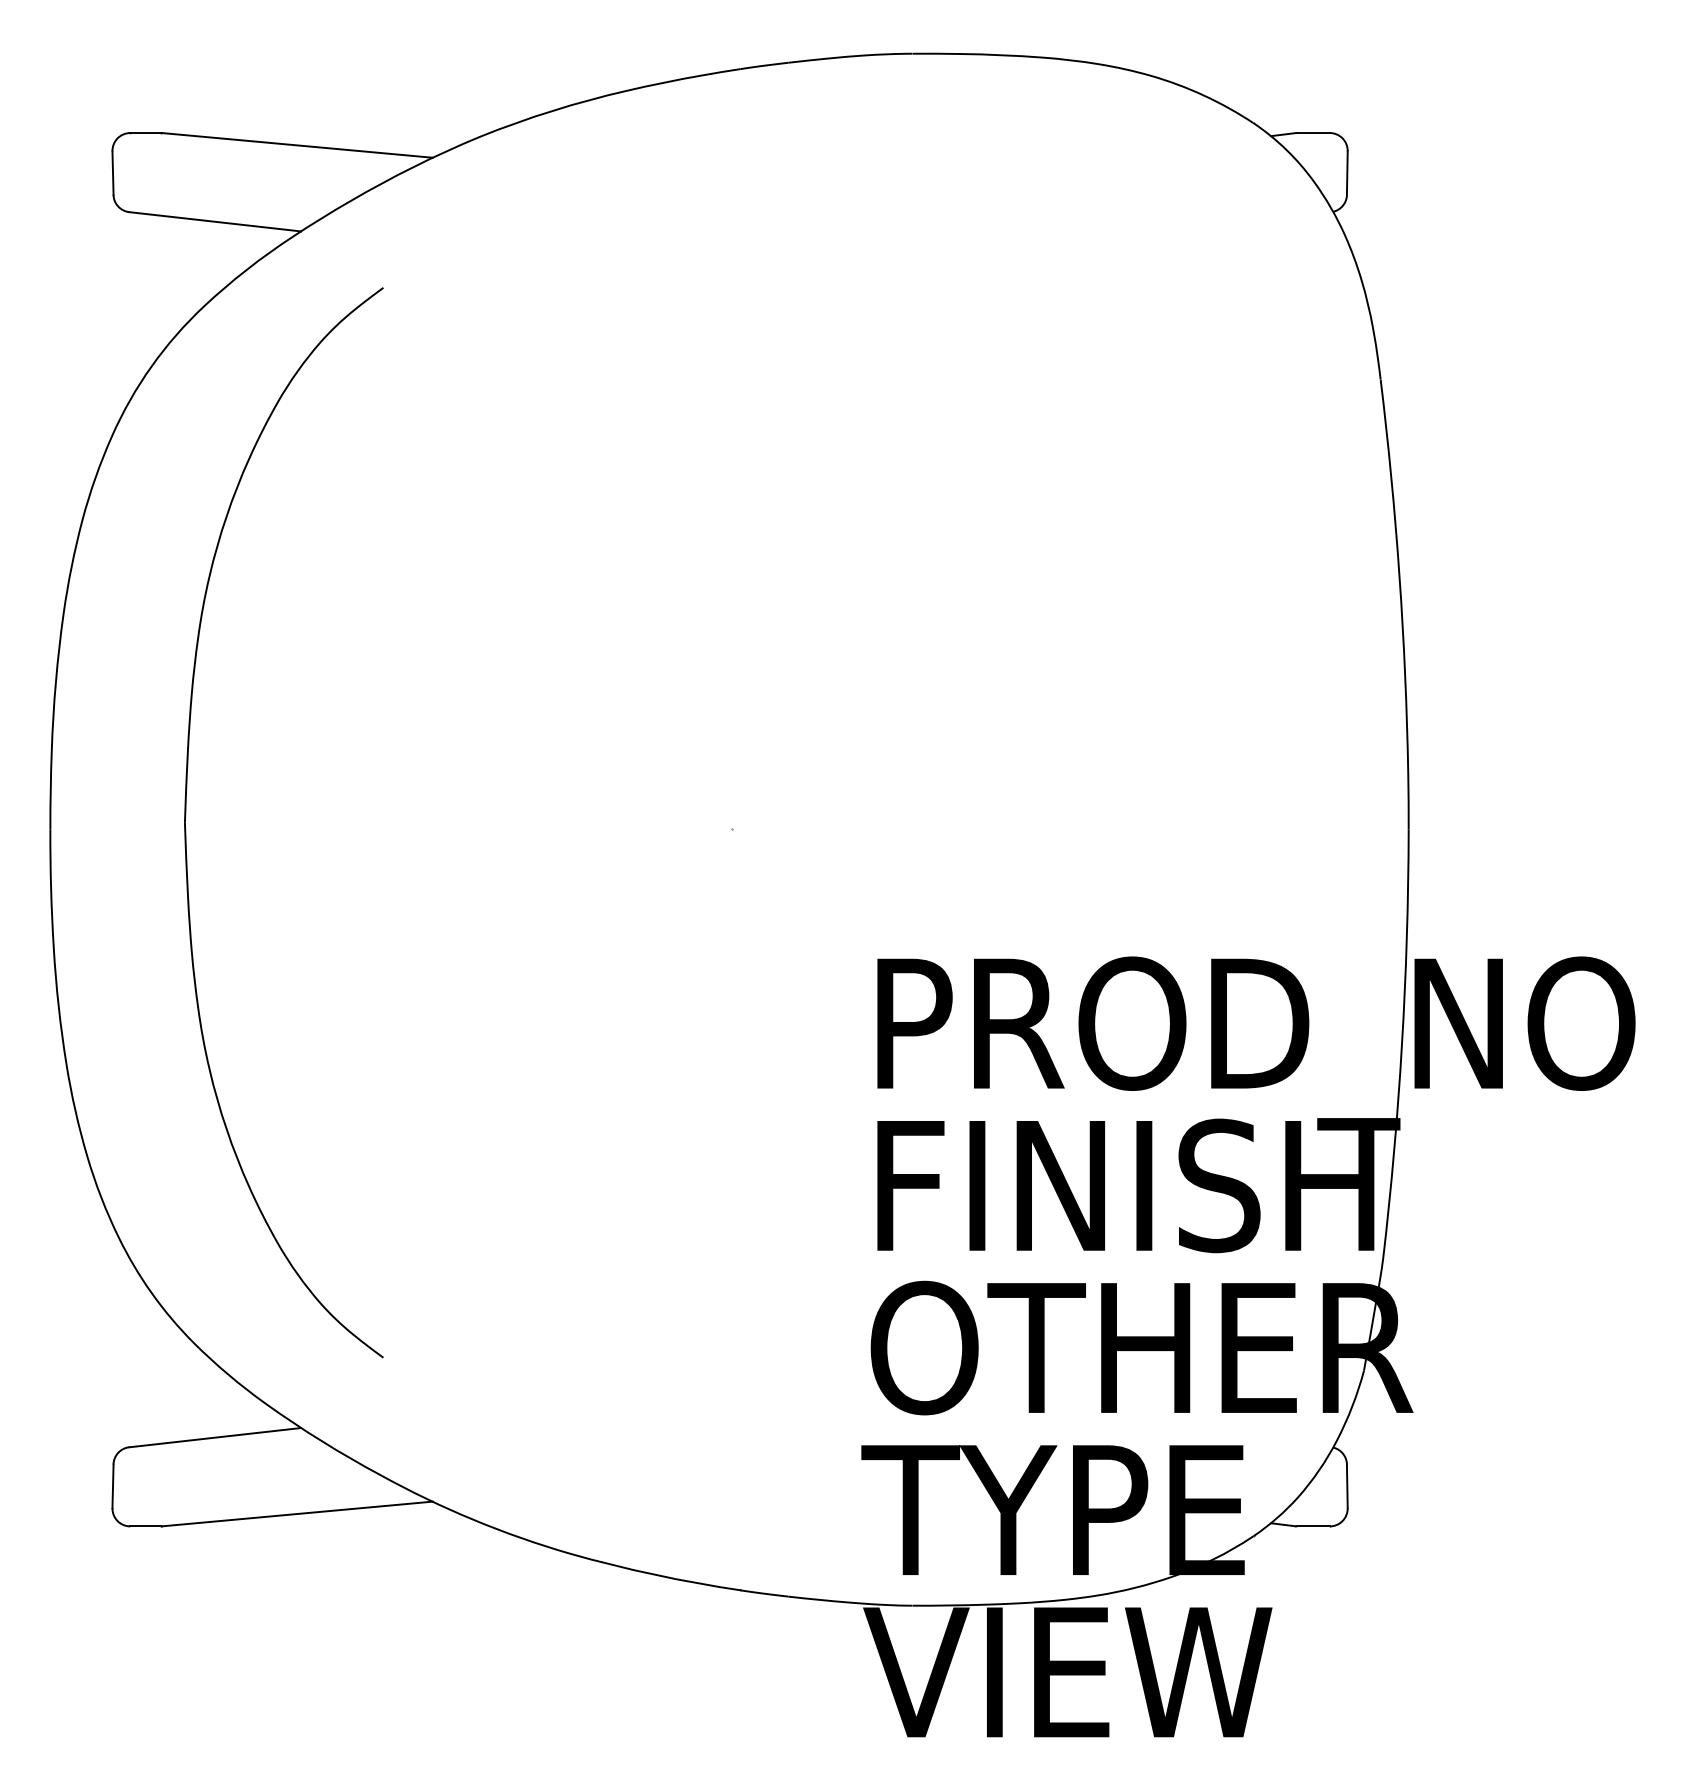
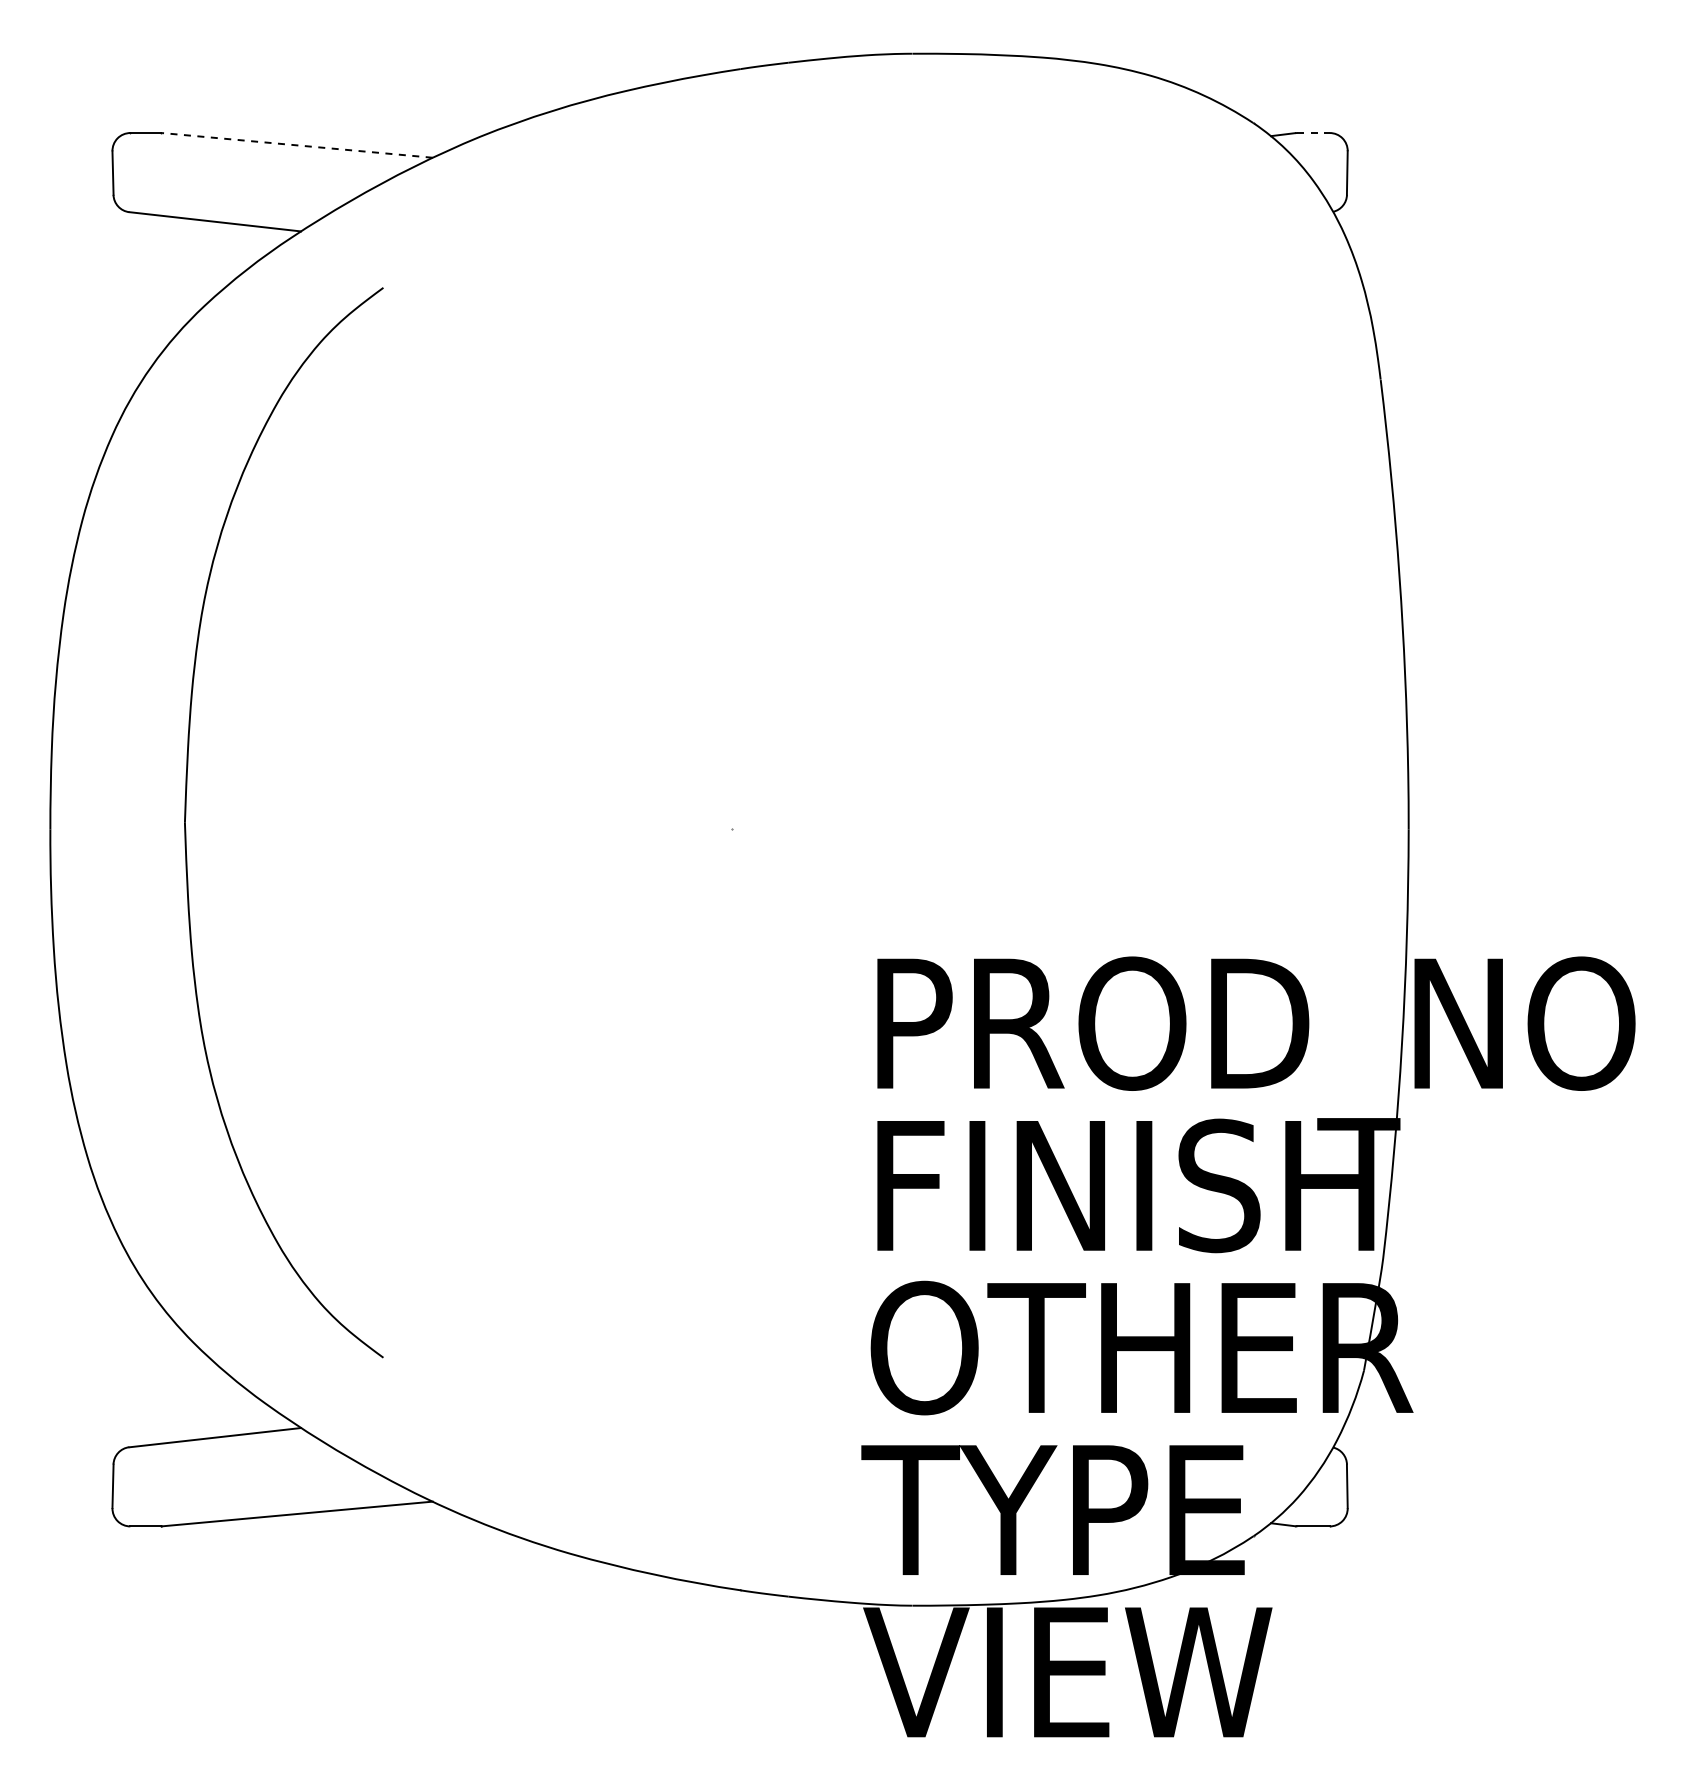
line: solid -> dashed (1314, 133)
line: solid -> dashed (297, 145)
